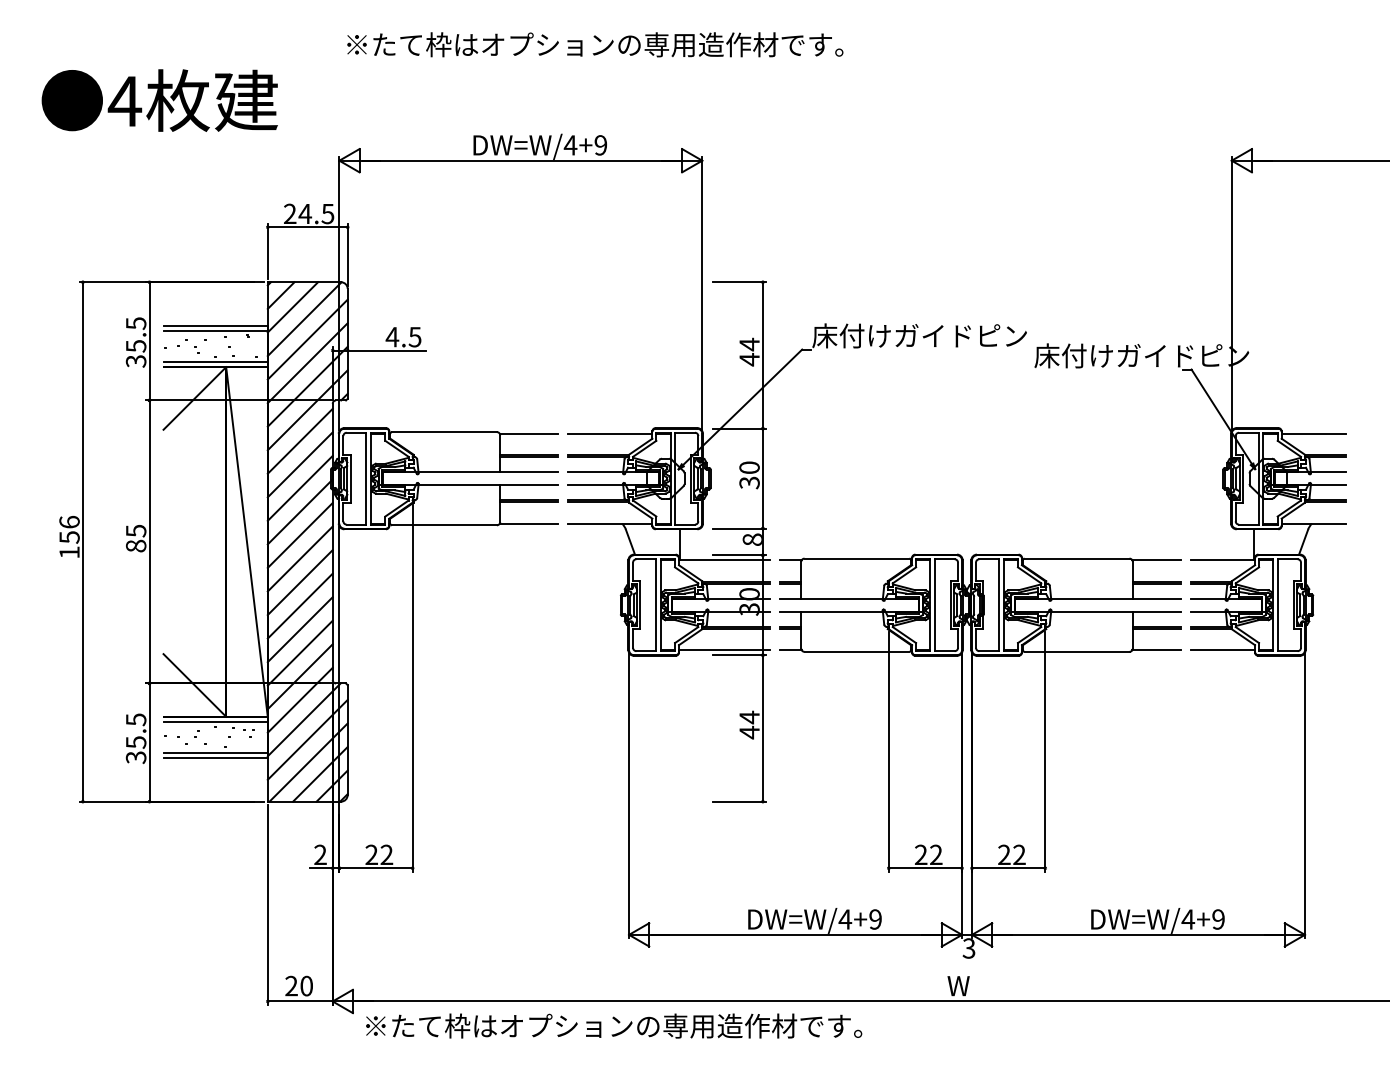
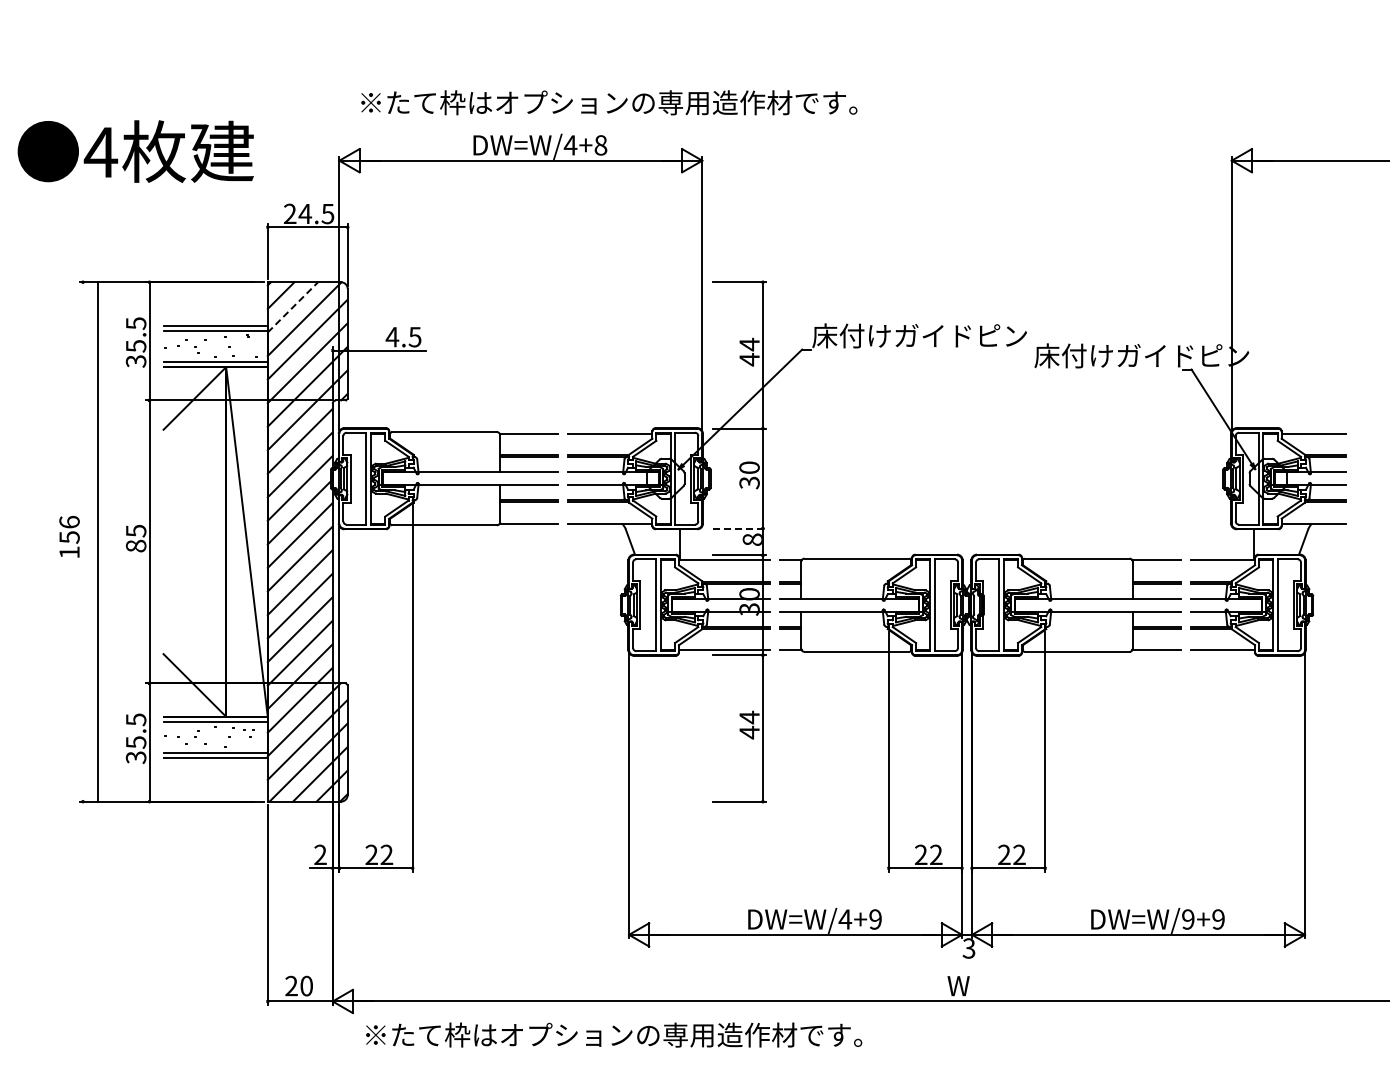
text position: (595, 44) -> (609, 102) (609, 102)
text position: (159, 100) -> (135, 151) (135, 151)
text: DW=W/4+9 -> DW=W/4+8 (600, 145)
line: solid -> dashed (292, 307)
line: solid -> dashed (739, 528)
line position: (82, 541) -> (97, 541) (97, 541)
text: DW=W/4+9 -> DW=W/9+9 (1188, 919)
text position: (614, 1025) -> (614, 1034) (614, 1034)
